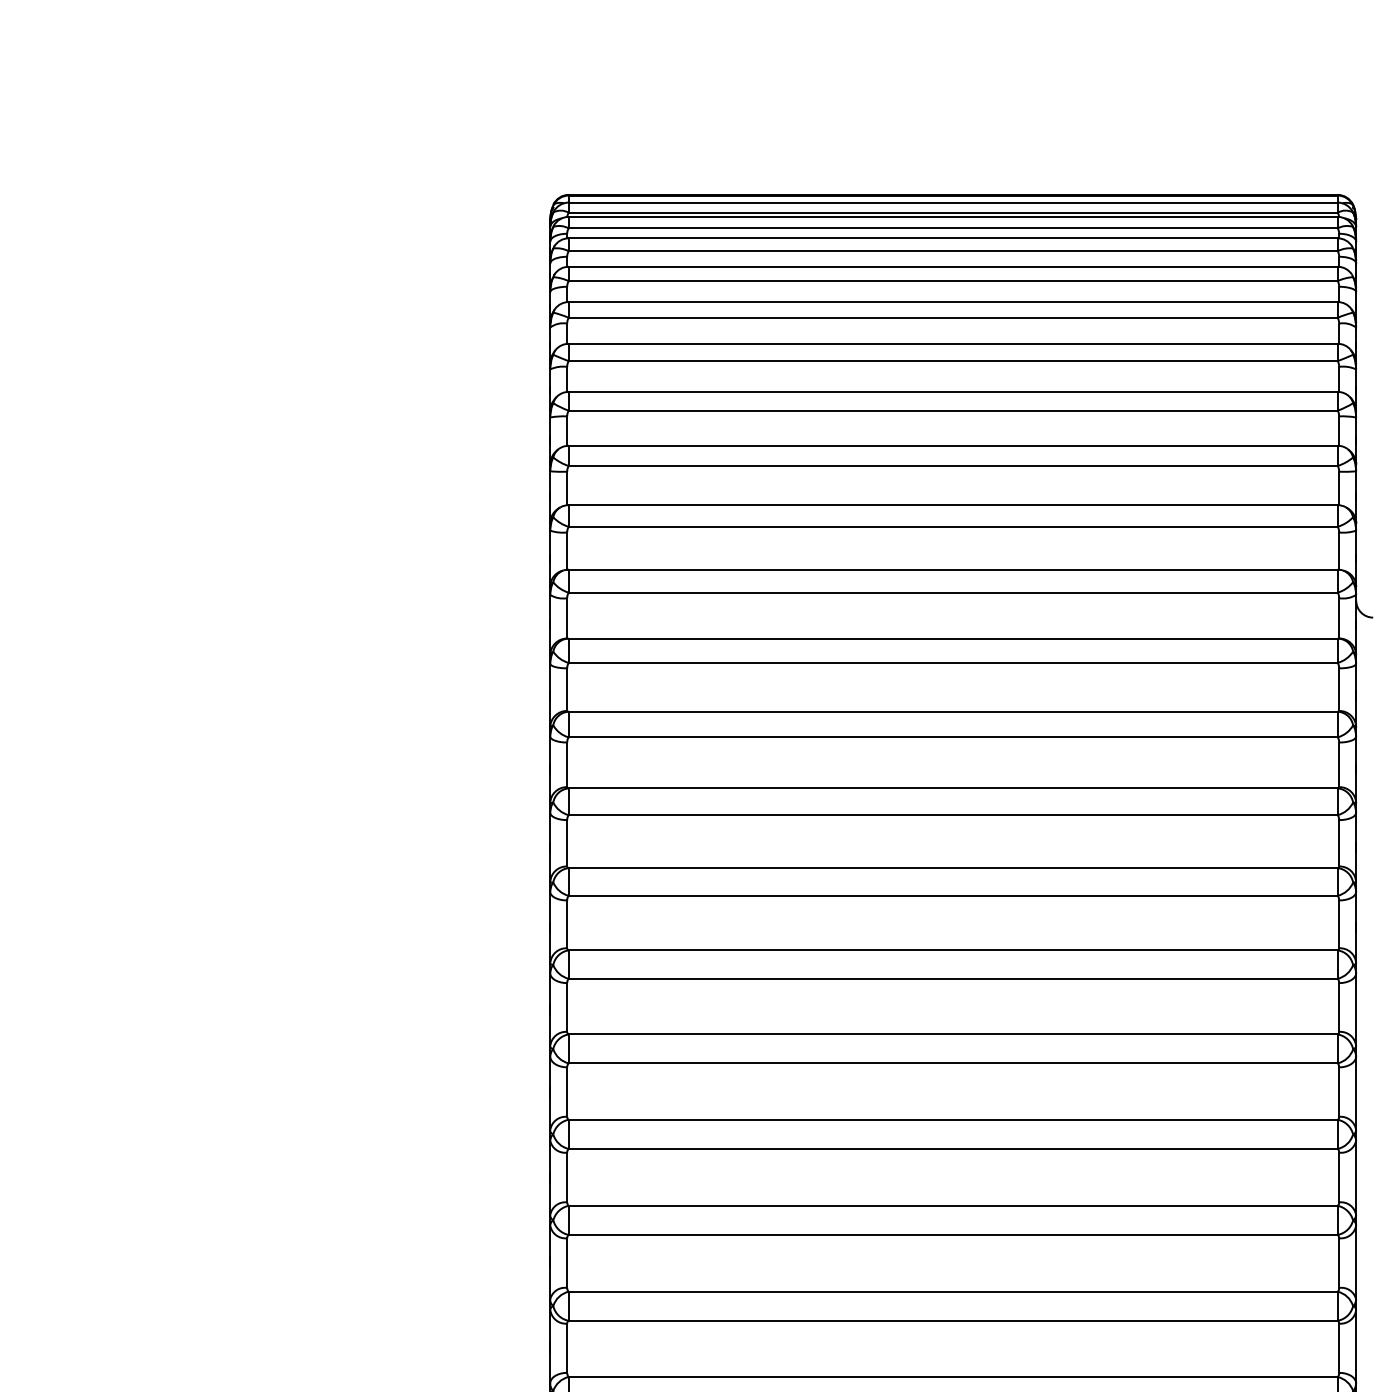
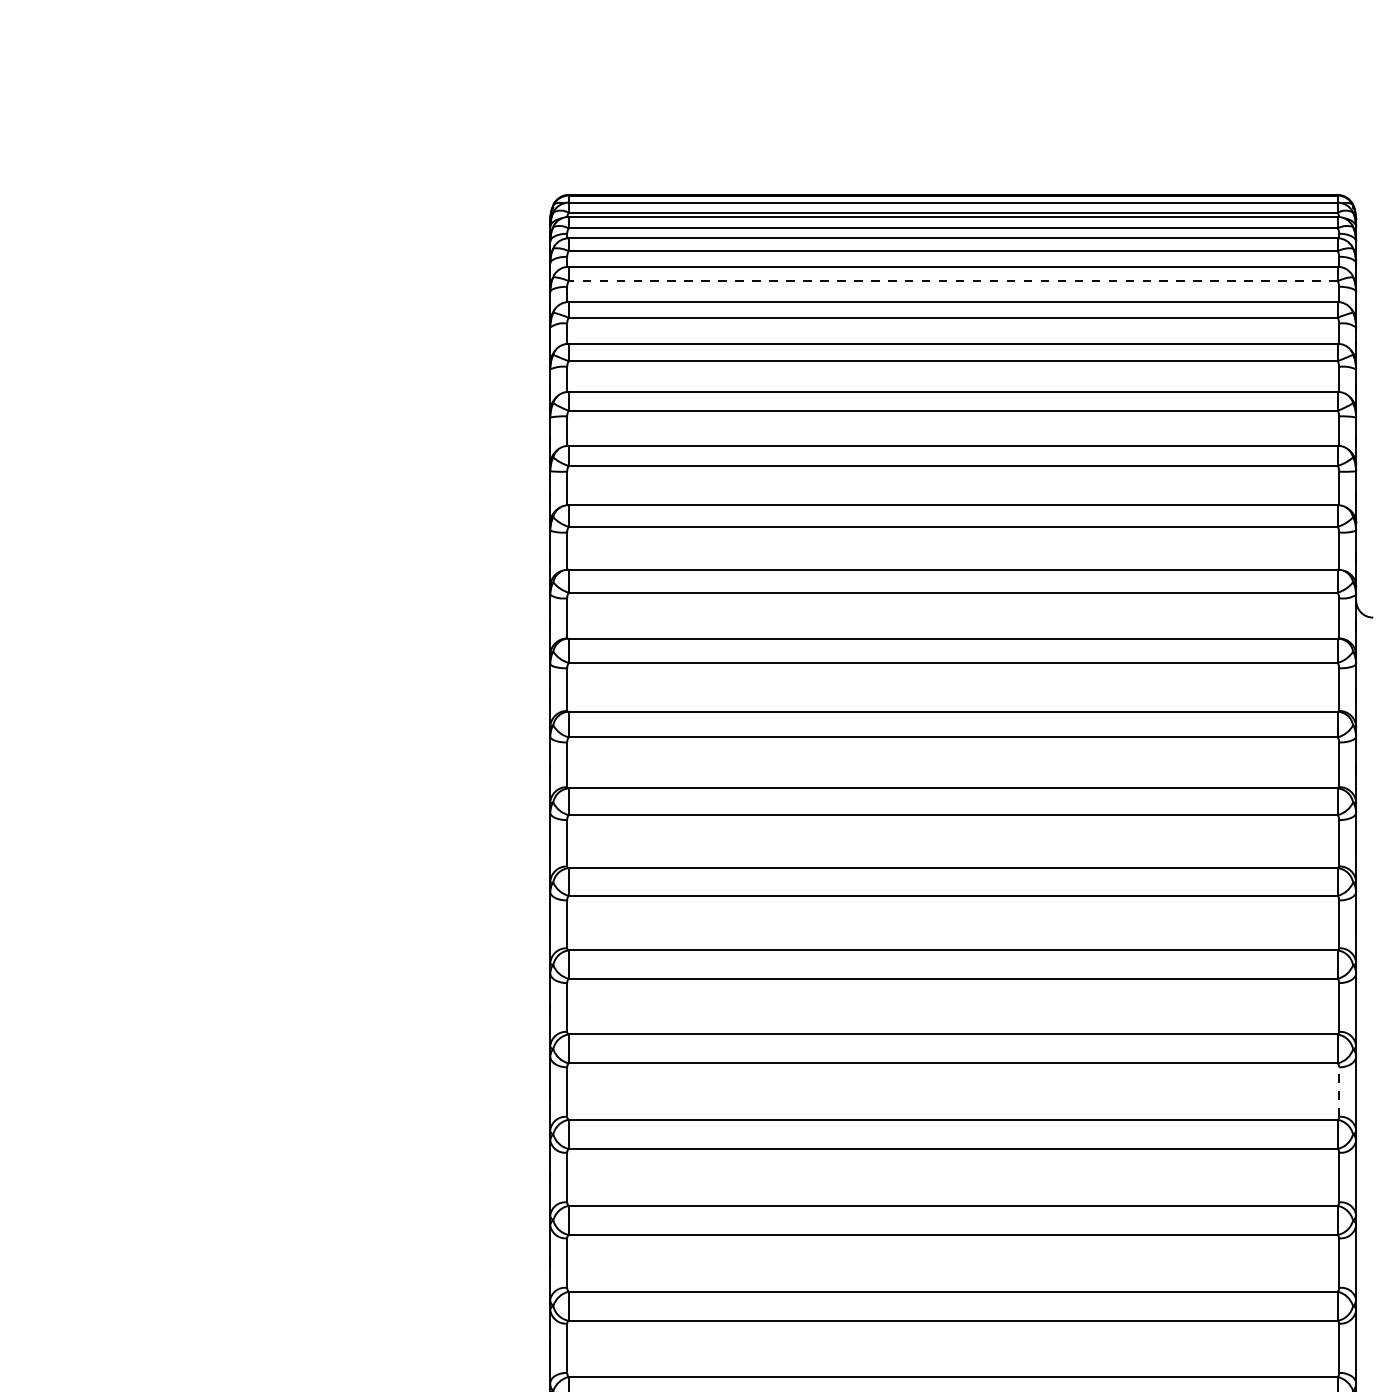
line: solid -> dashed (952, 281)
line: solid -> dashed (1339, 1092)
